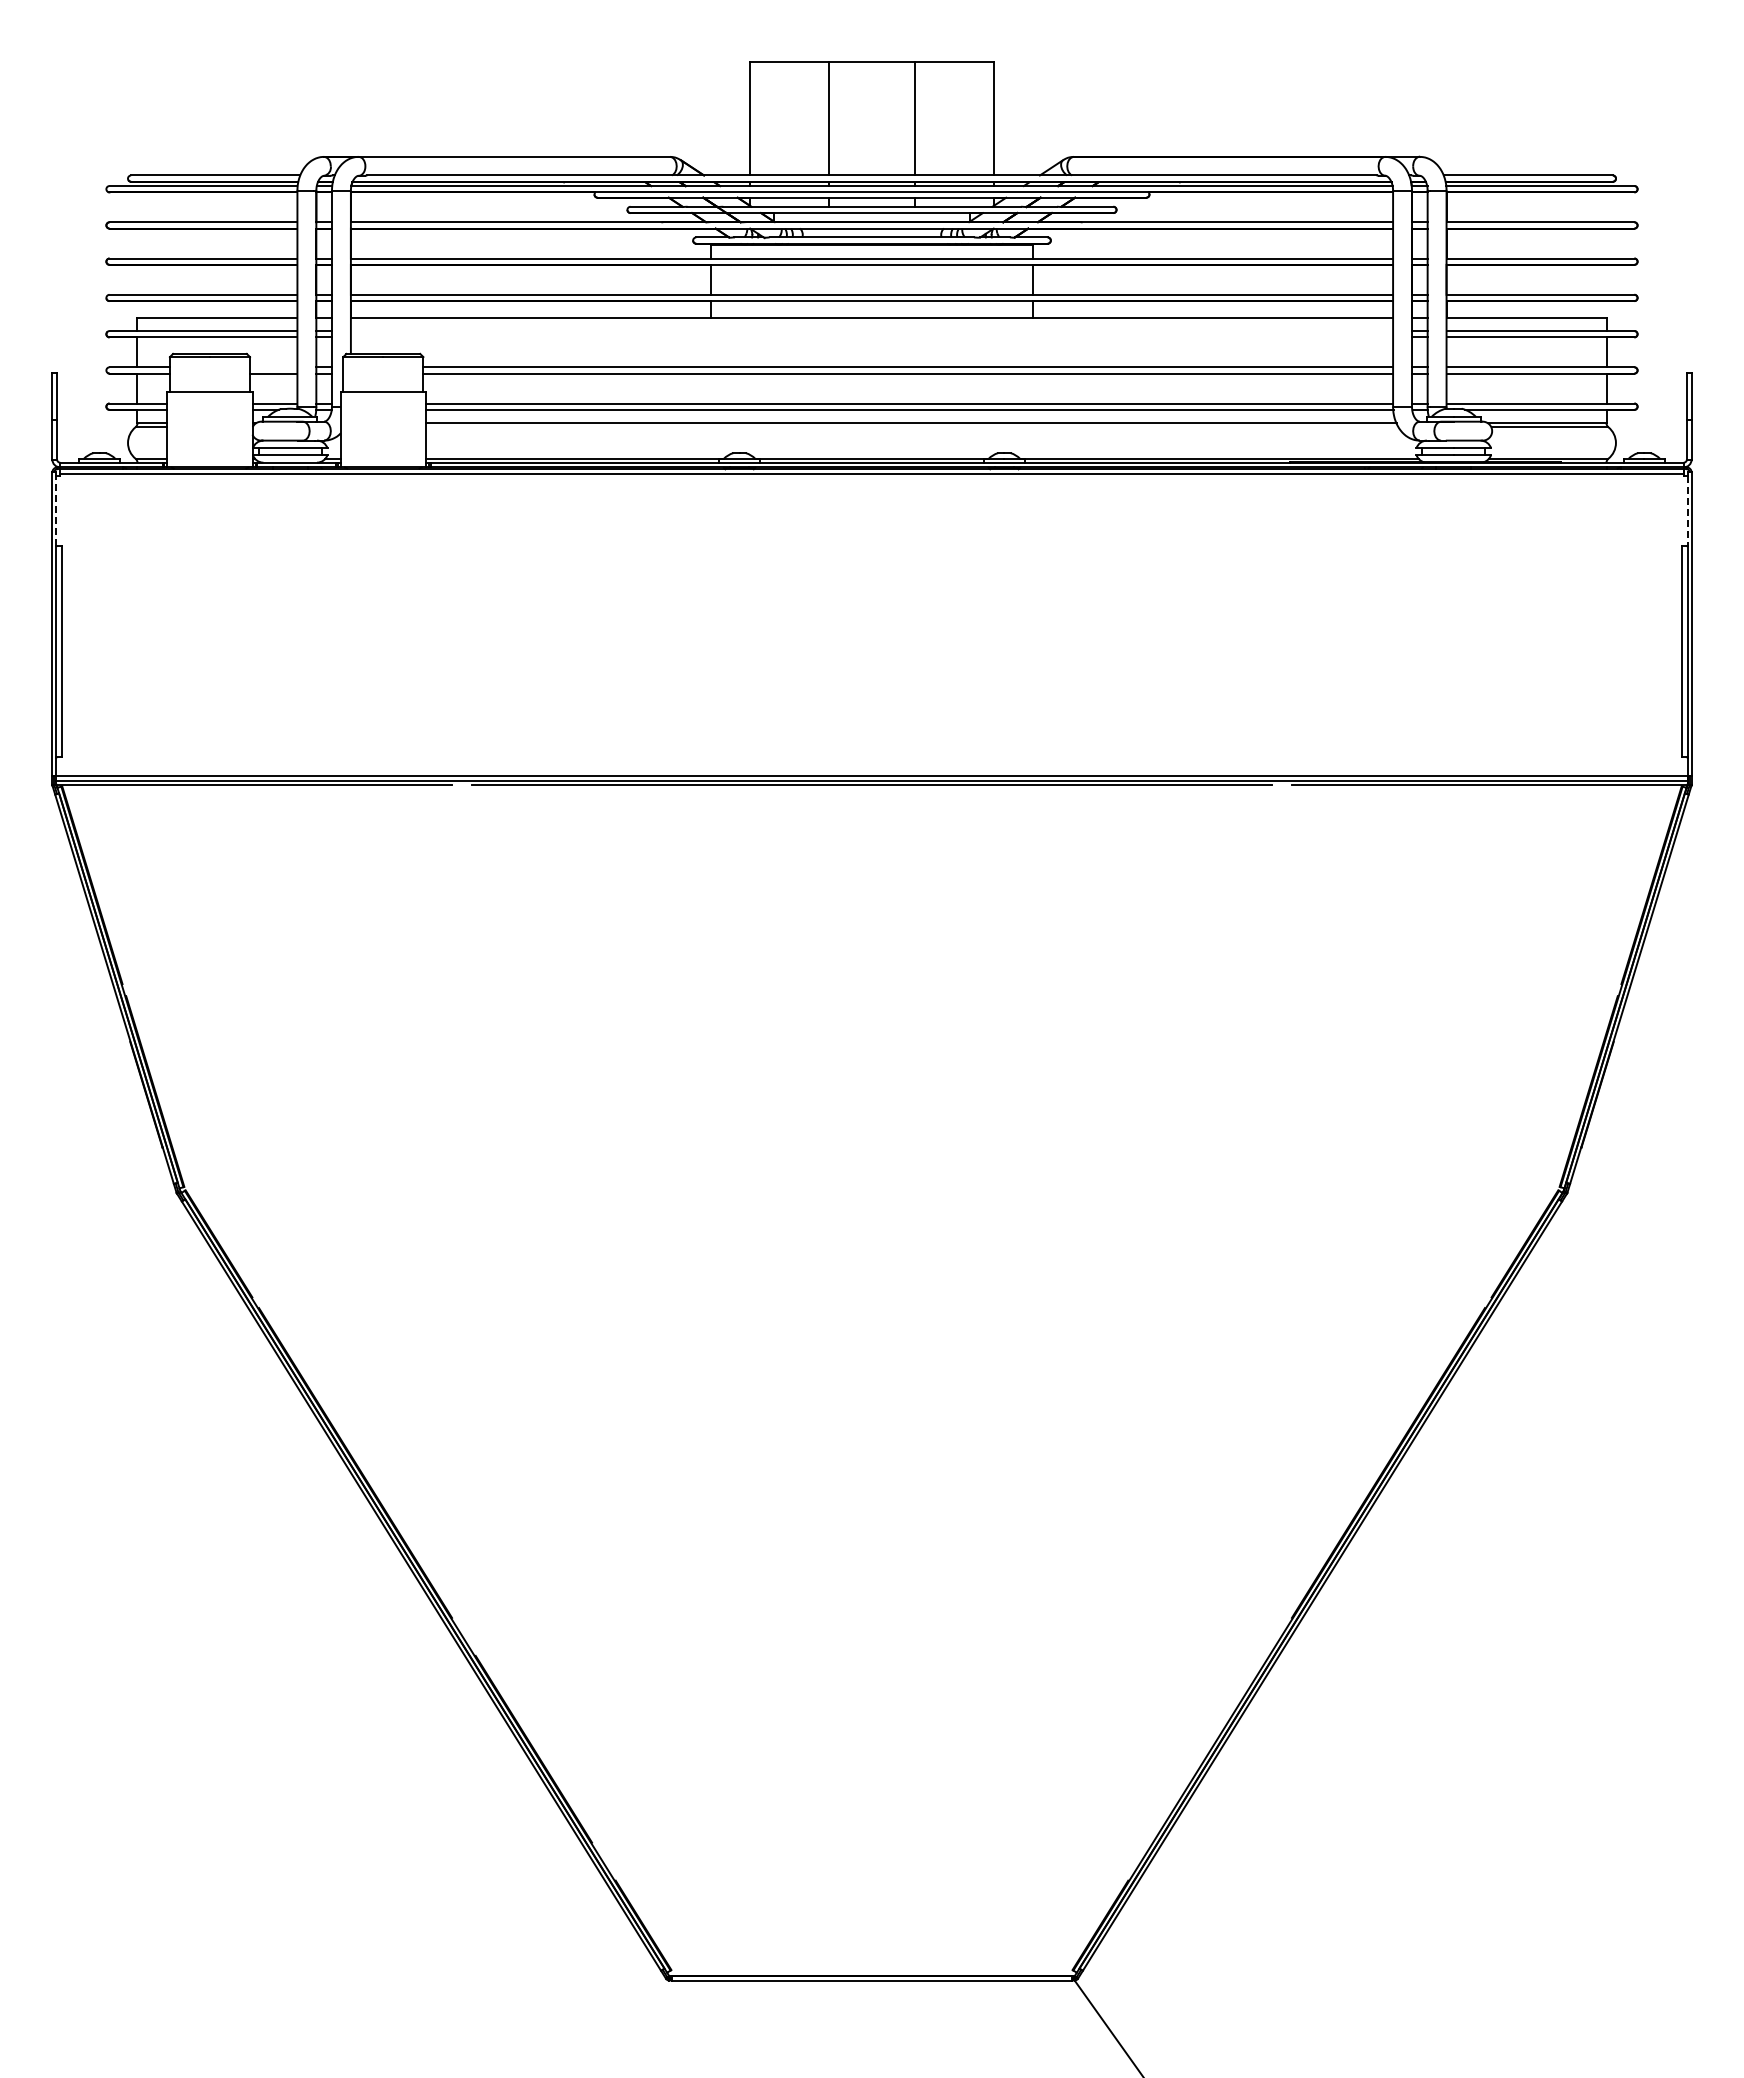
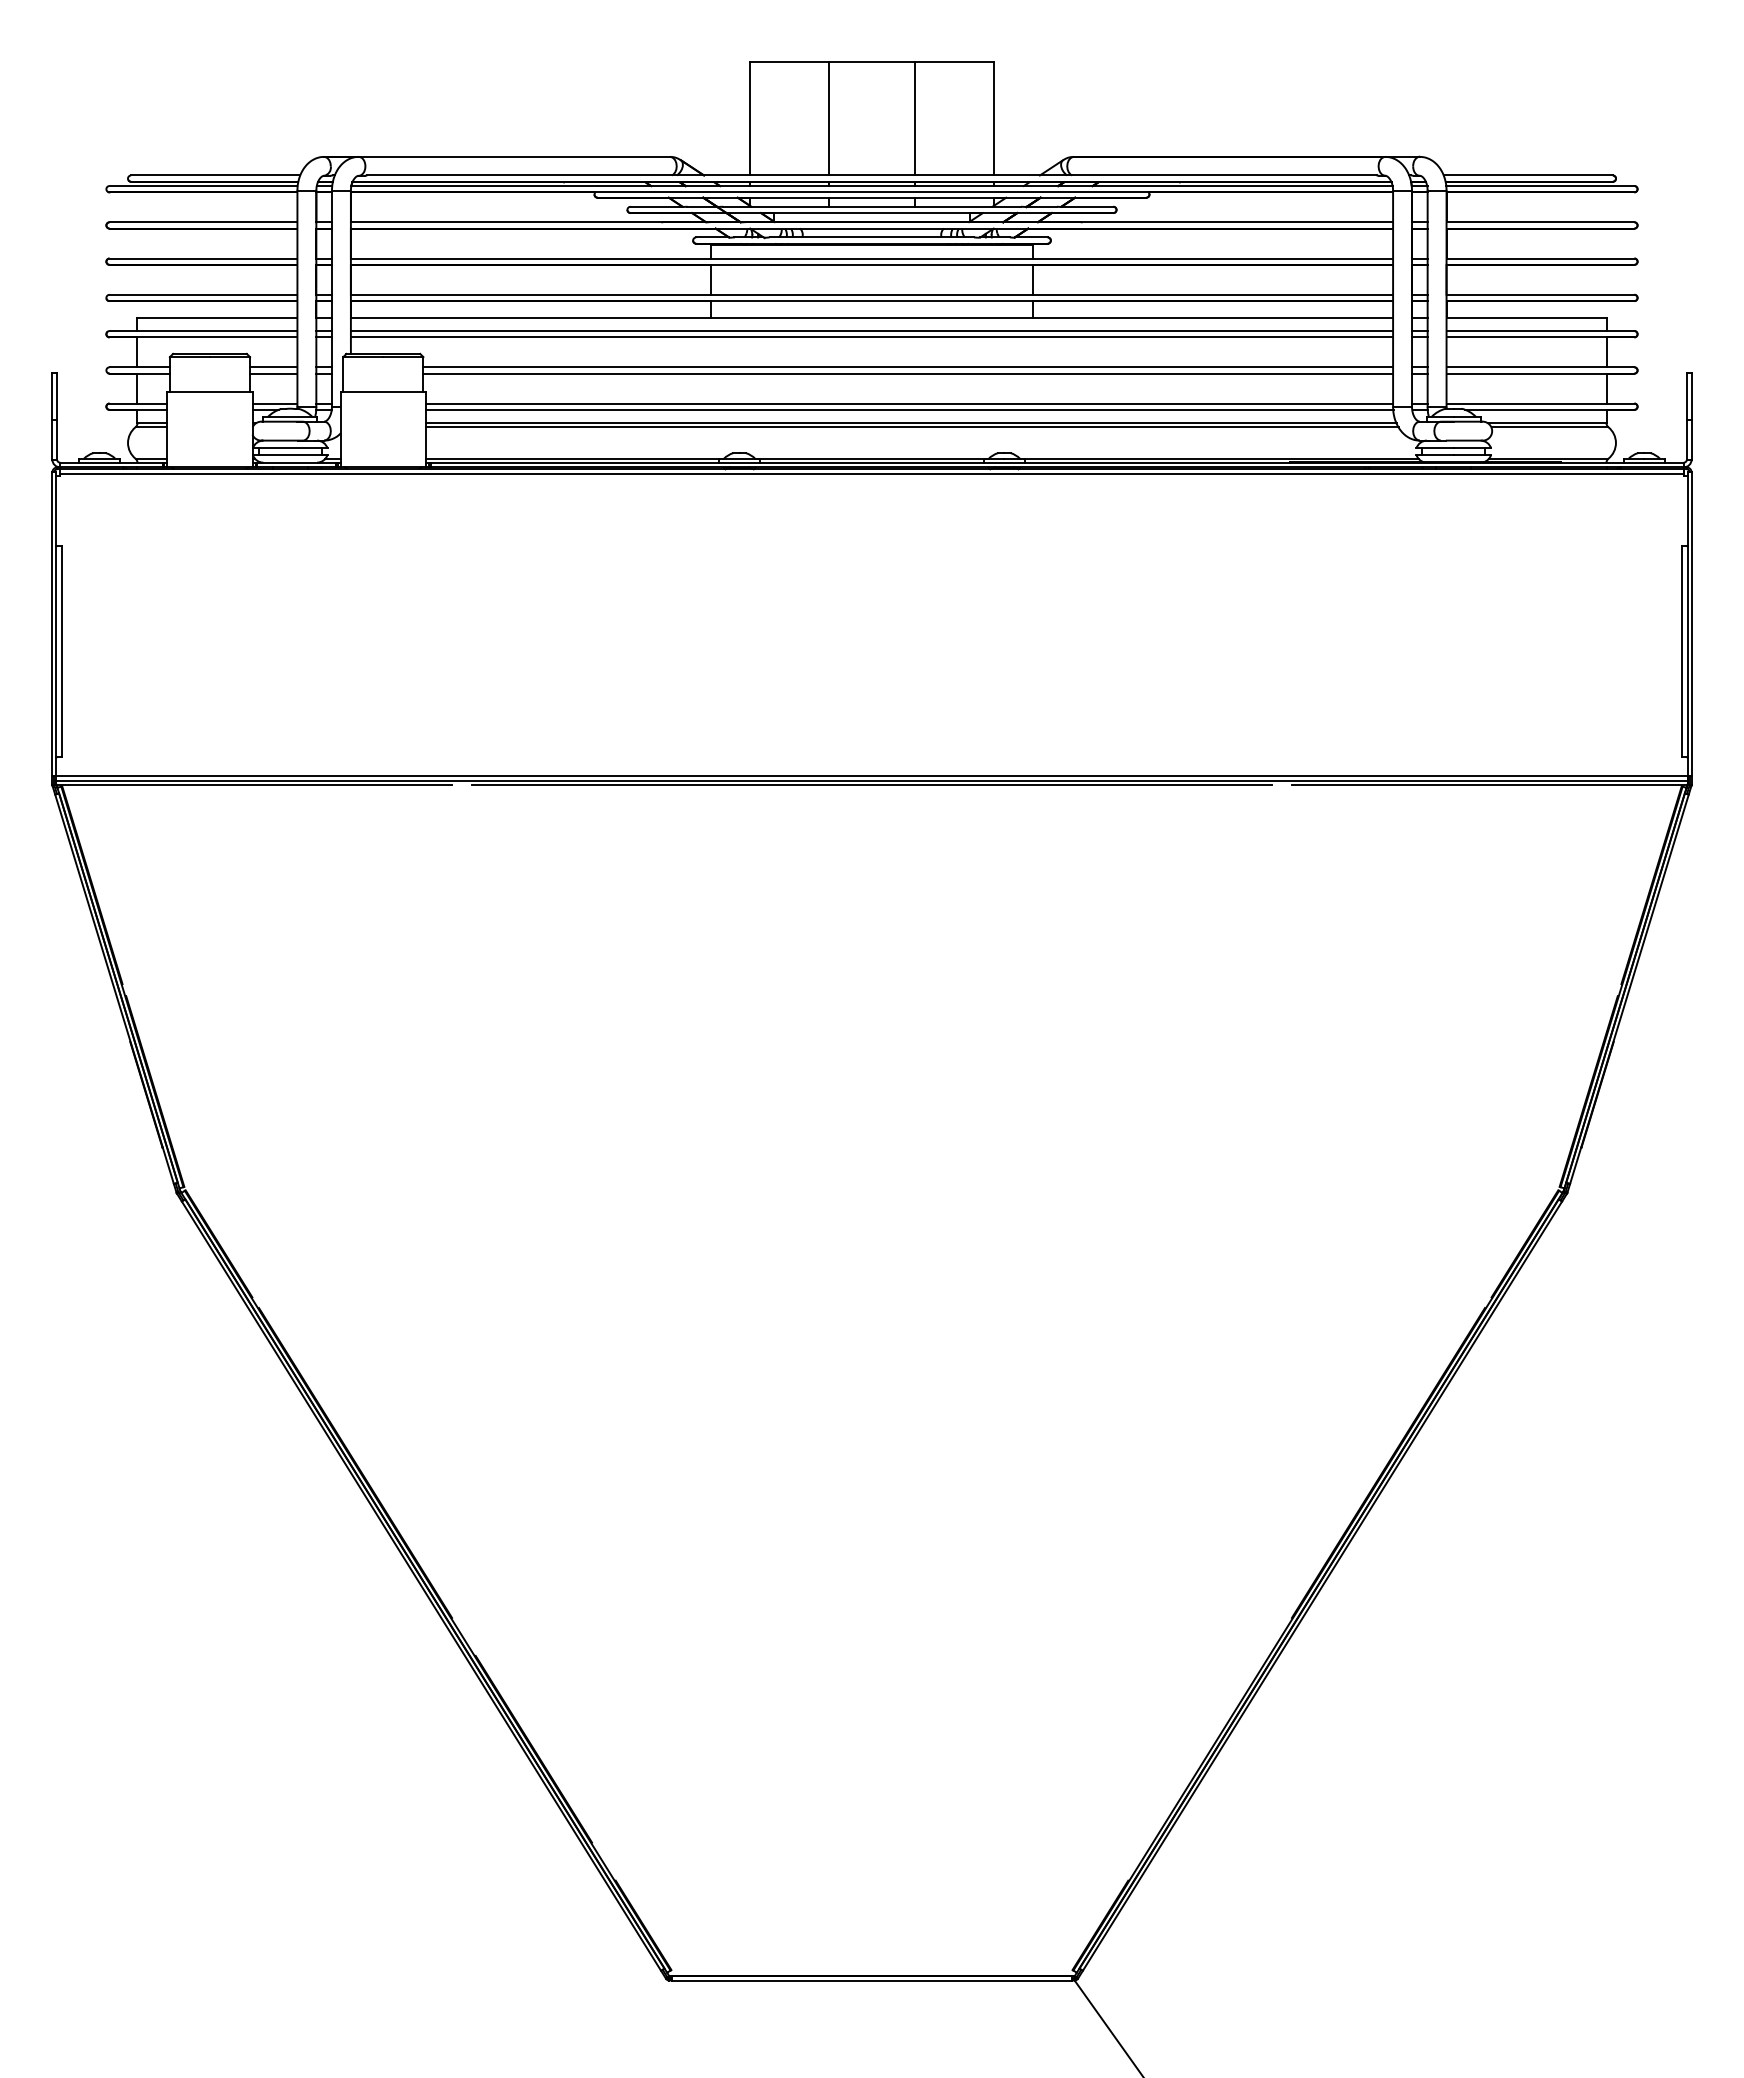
line: none -> present (871, 331)
line: none -> present (871, 337)
line: none -> present (273, 367)
line: none -> present (911, 427)
line: dashed -> solid (56, 510)
line: dashed -> solid (1687, 511)
